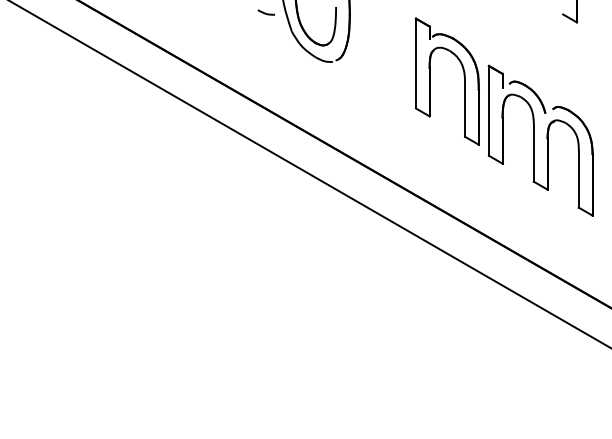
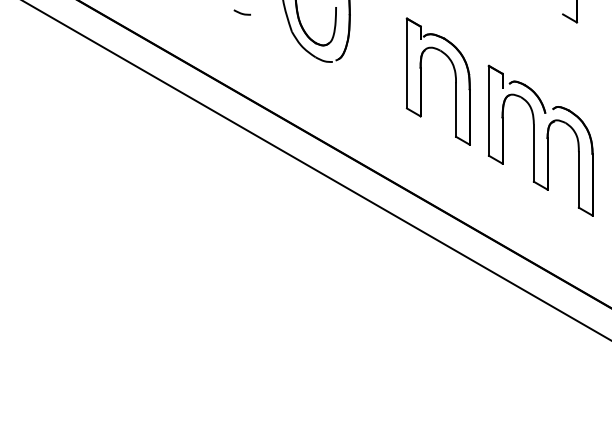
curve position: (265, 12) -> (241, 12) (241, 12)
part position: (430, 81) -> (421, 81) (421, 81)
line position: (310, 174) -> (316, 170) (316, 170)
